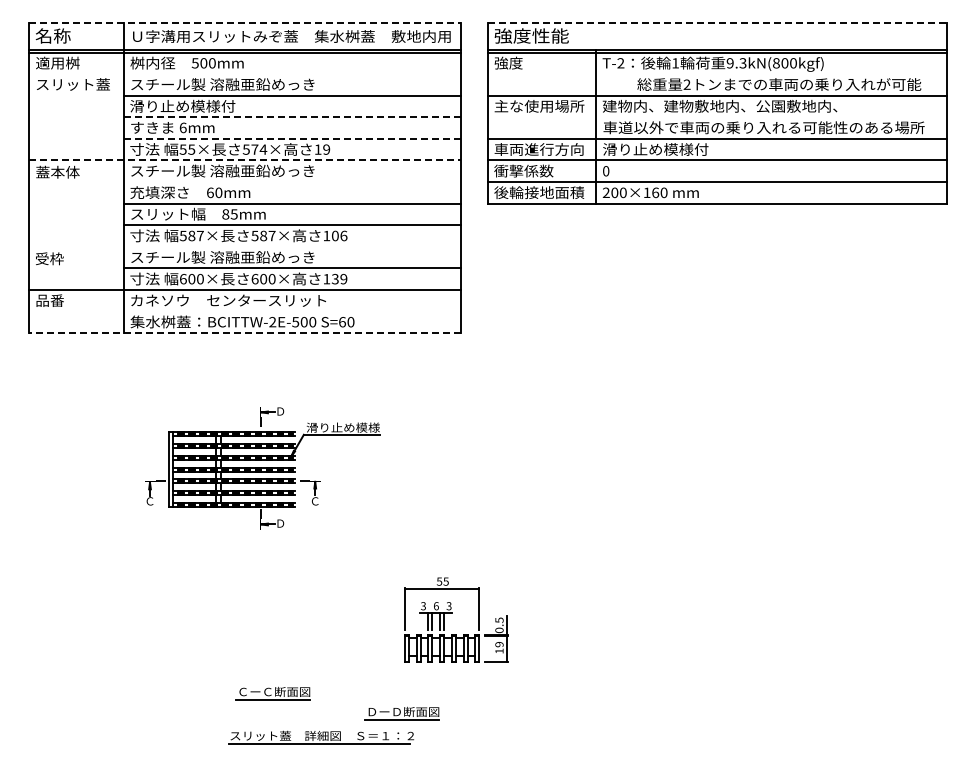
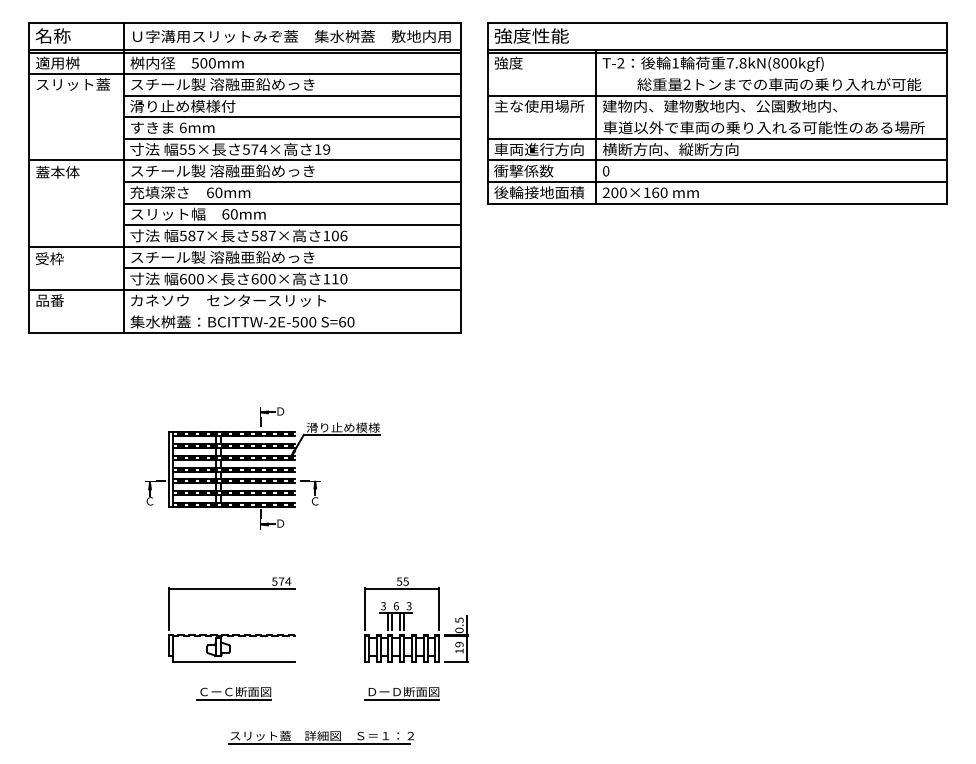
line: dashed -> solid (245, 22)
line: dashed -> solid (717, 22)
text: 9.3kN(800kgf) -> 7.8kN(800kgf) (736, 63)
line: none -> present (245, 74)
line: dashed -> solid (292, 117)
line: dashed -> solid (292, 138)
text: 滑り止め模様付 -> 横断方向、縦断方向 (670, 149)
line: dashed -> solid (245, 160)
line: none -> present (292, 182)
text: 85mm -> 60mm (229, 214)
line: none -> present (245, 246)
text: 139 -> 110 (339, 278)
line: dashed -> solid (245, 333)
part position: (452, 613) -> (412, 613) (412, 613)
part: none -> present (232, 634)
part position: (272, 693) -> (233, 693) (233, 693)
part position: (401, 713) -> (401, 693) (401, 693)
